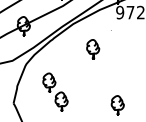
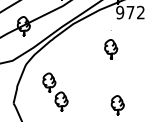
part position: (93, 49) -> (111, 49) (111, 49)
